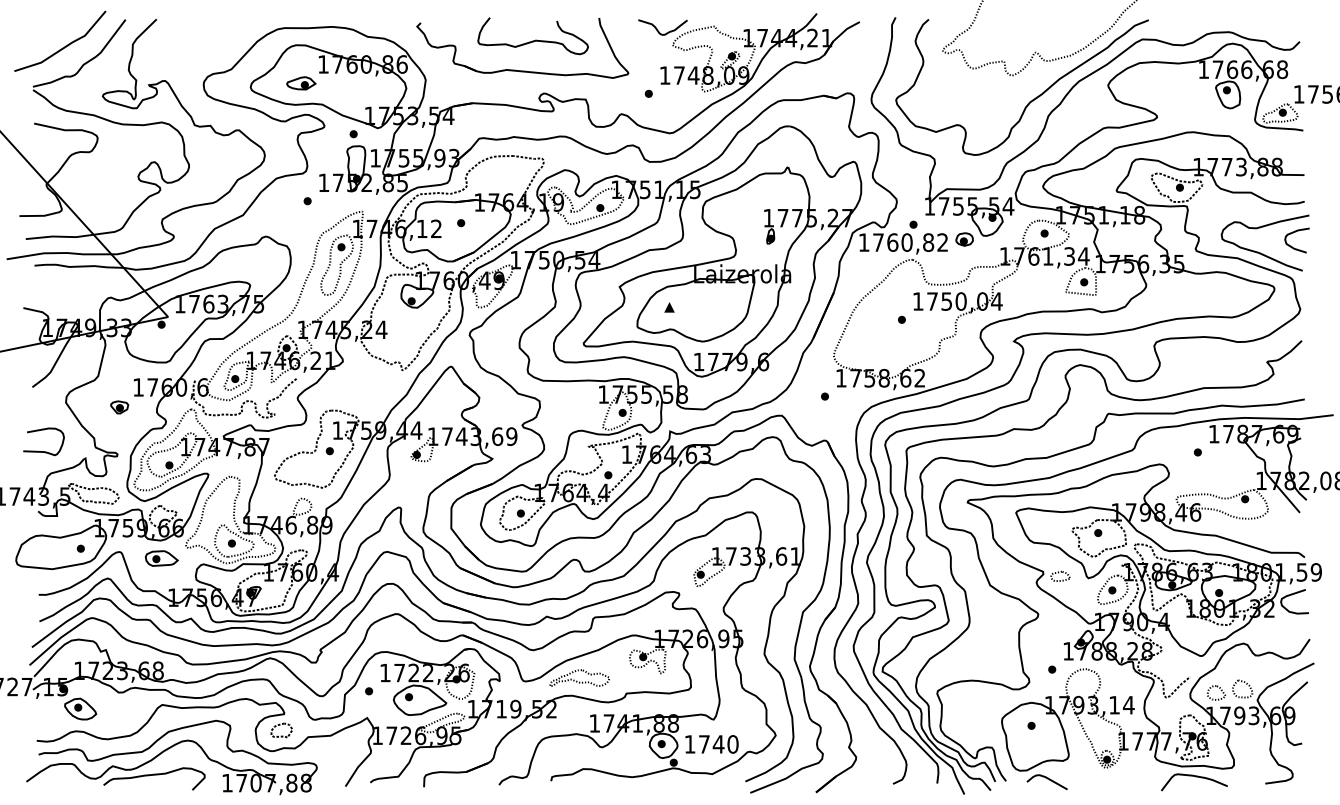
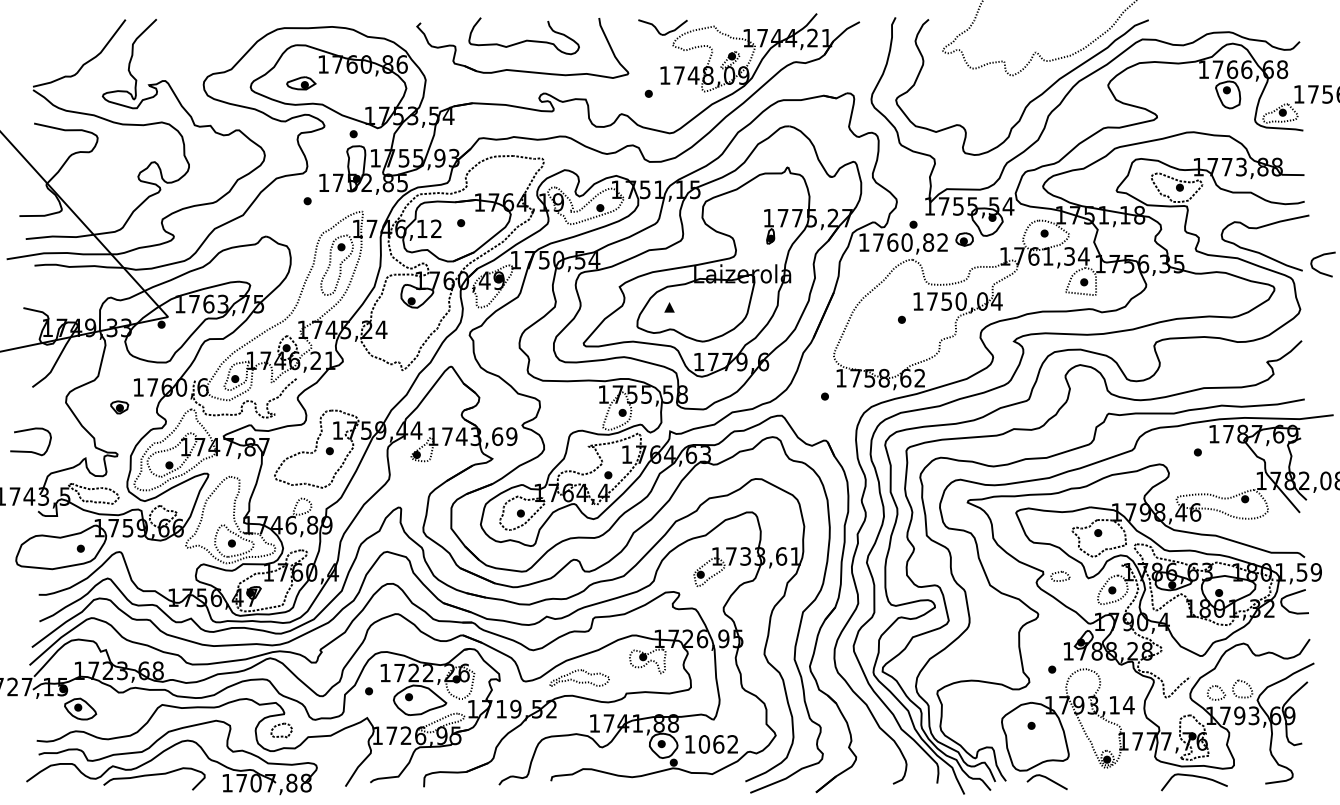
curve position: (532, 40) -> (523, 40) (523, 40)
line: present -> none (65, 45)
curve position: (1292, 246) -> (1318, 270) (1318, 270)
curve position: (43, 451) -> (30, 451) (30, 451)
part: present -> none (161, 558)
text: 1740 -> 1062 (718, 744)
